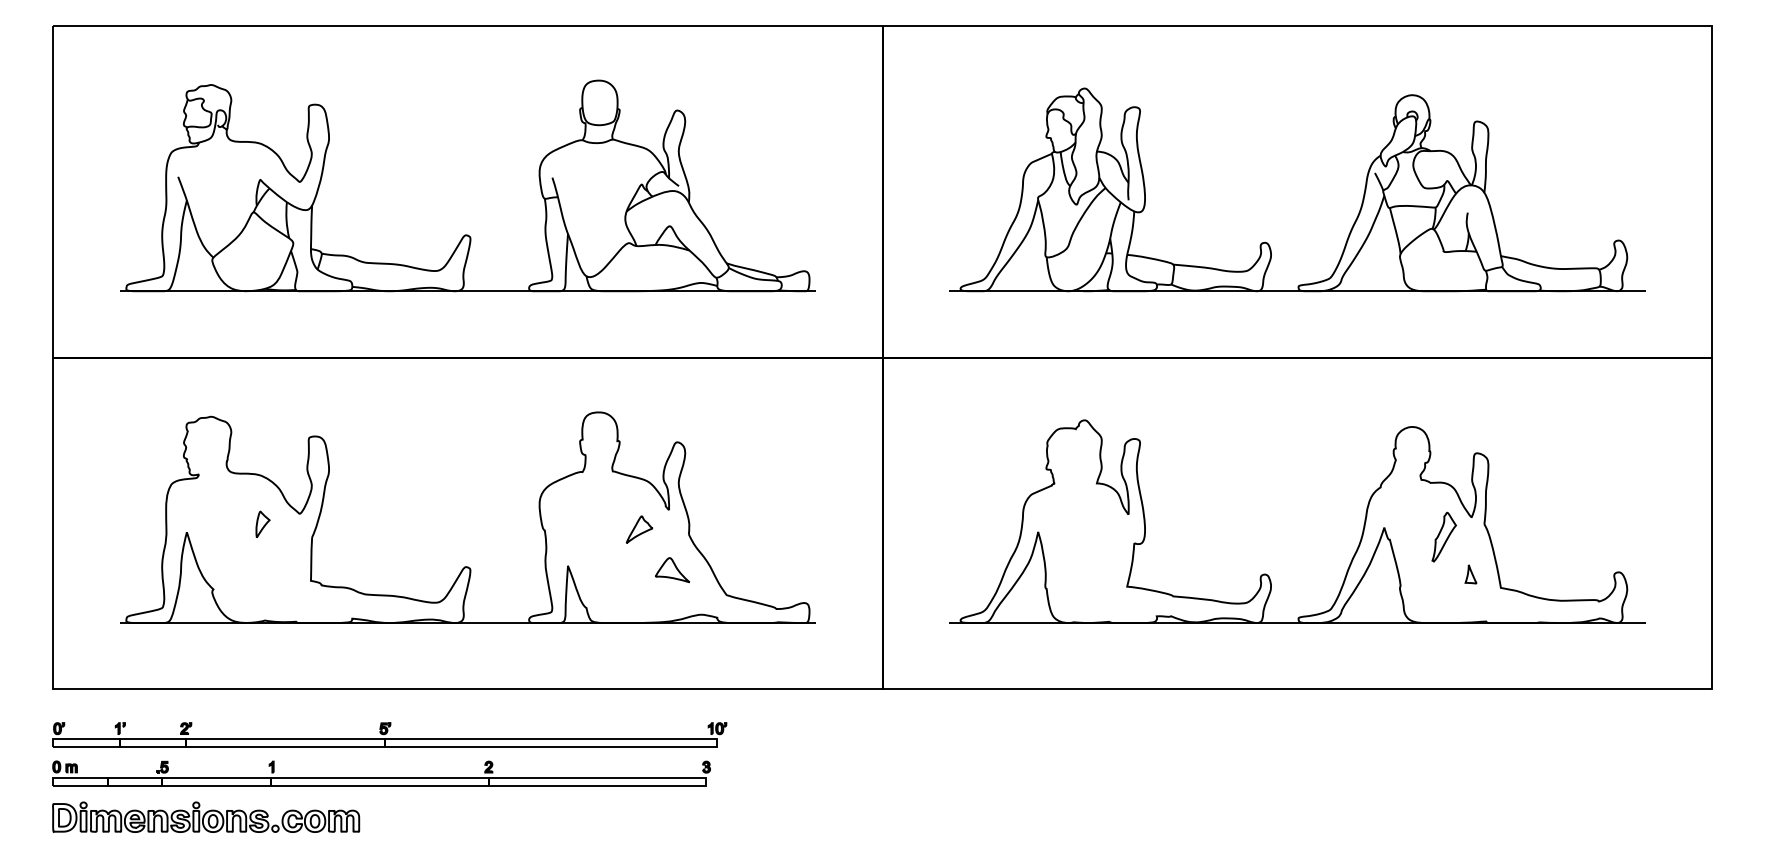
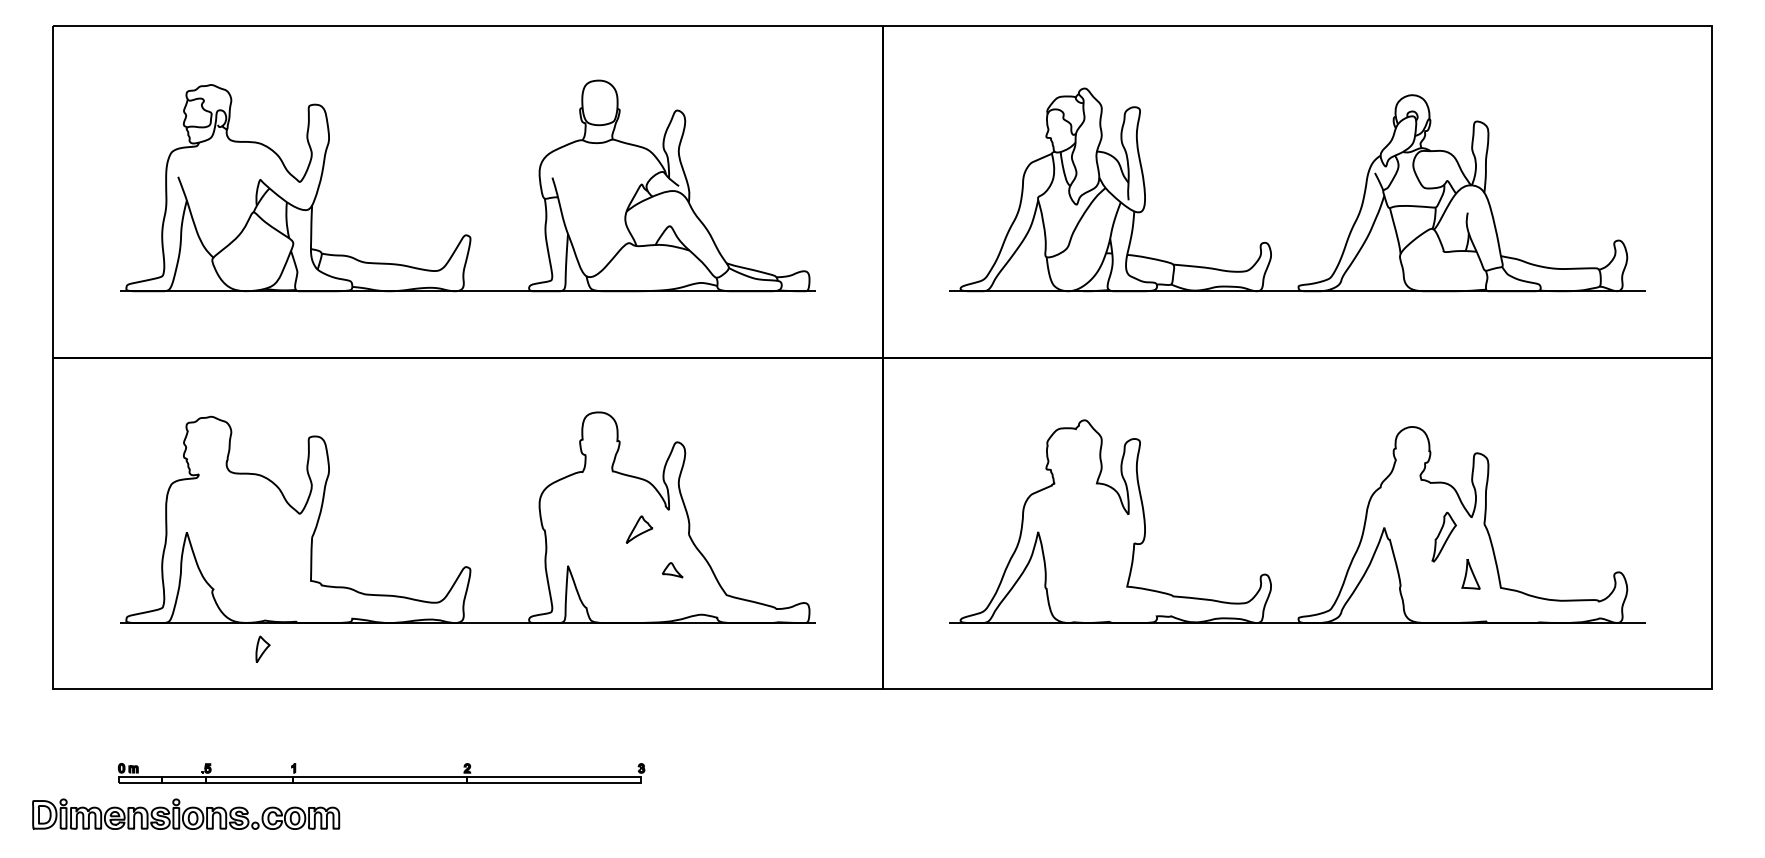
part position: (262, 523) -> (262, 648) (262, 648)
part size: 36x27 px -> 22x17 px (672, 570)
part size: 14x21 px -> 20x31 px (1470, 574)
part: present -> none (389, 734)
part size: 659x27 px -> 528x21 px (381, 773)
part position: (206, 816) -> (186, 813) (186, 813)
